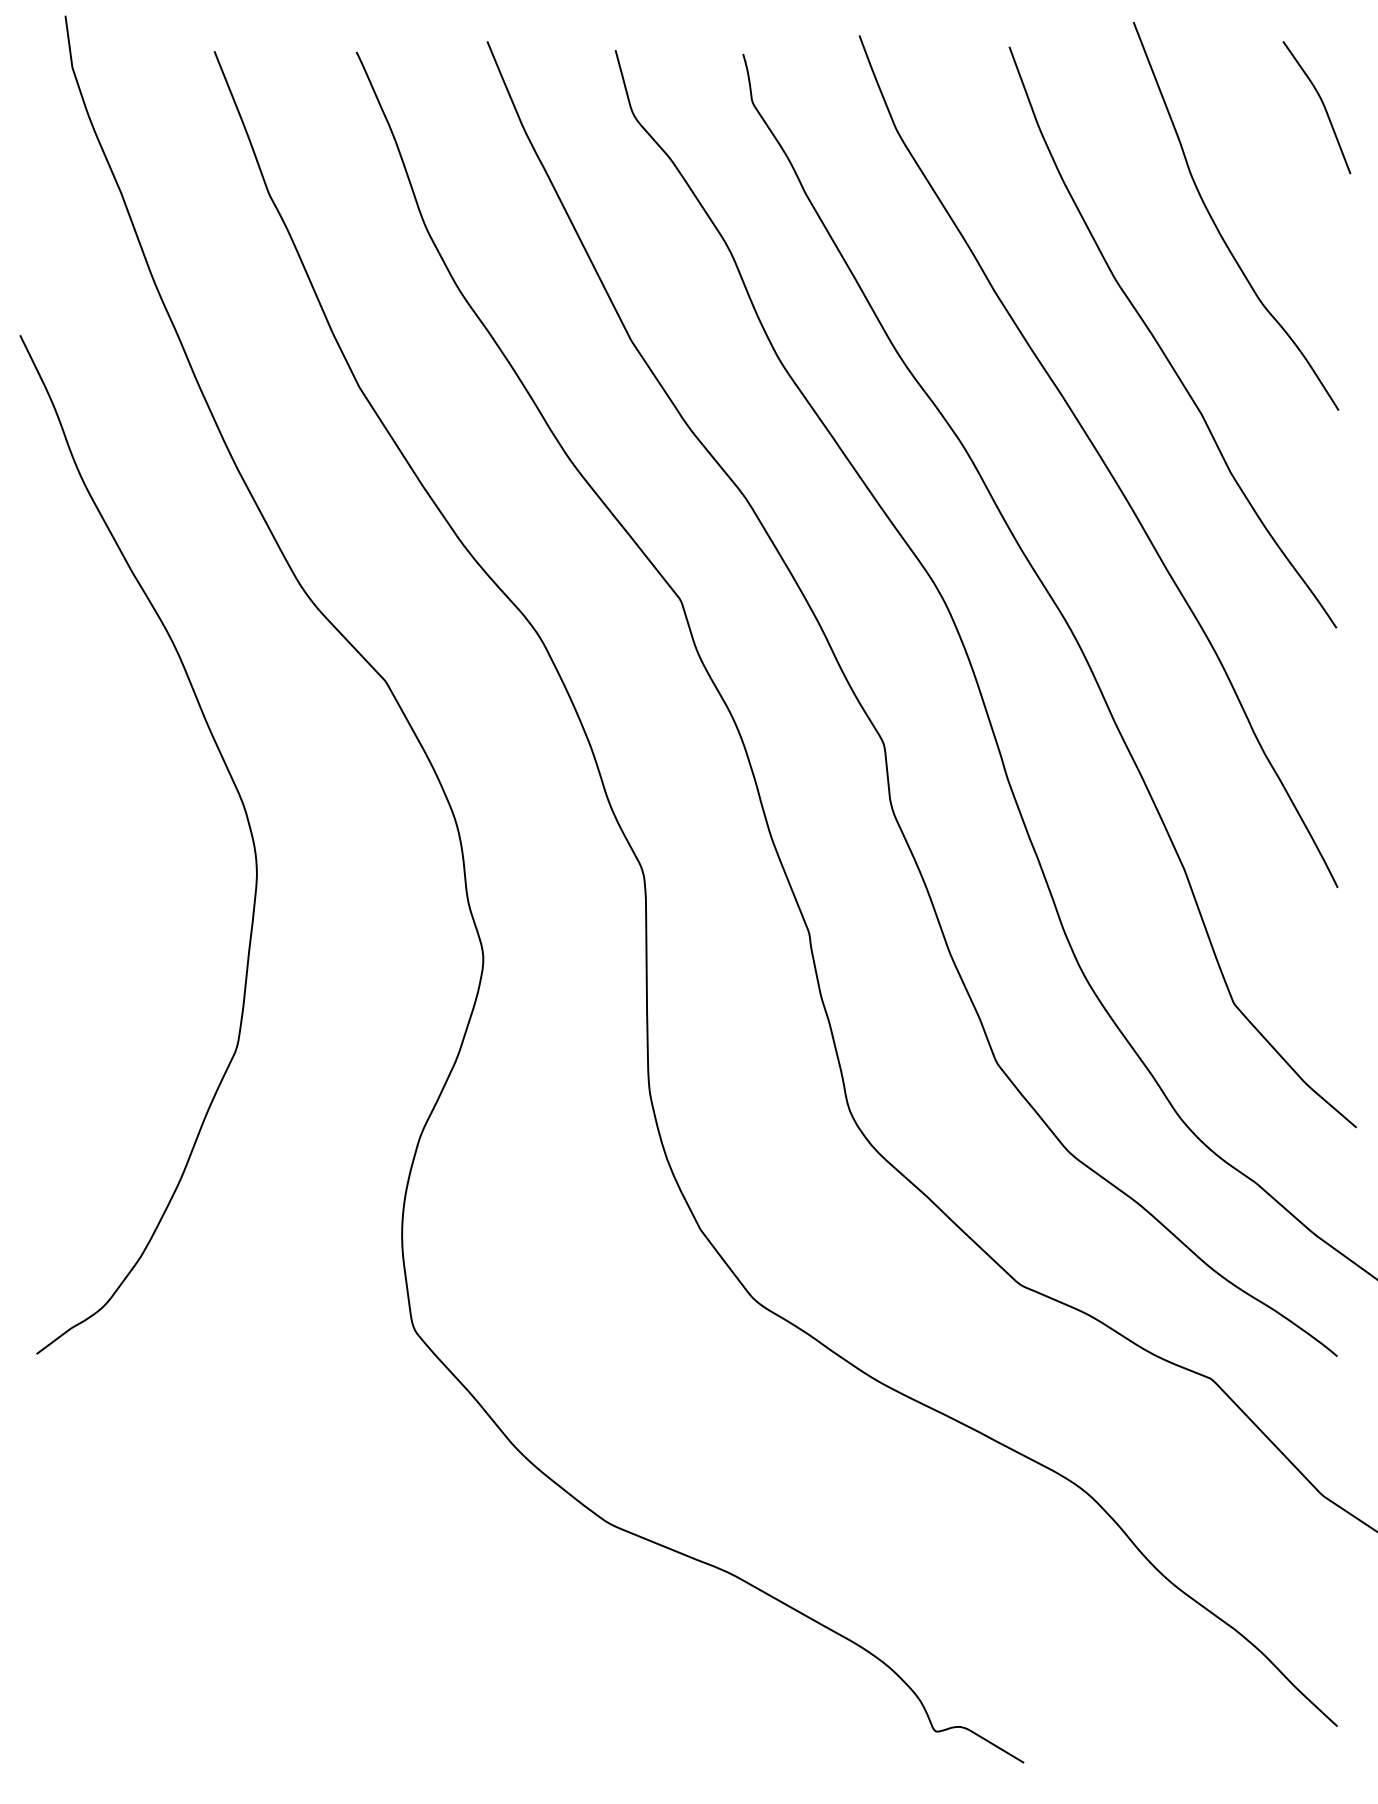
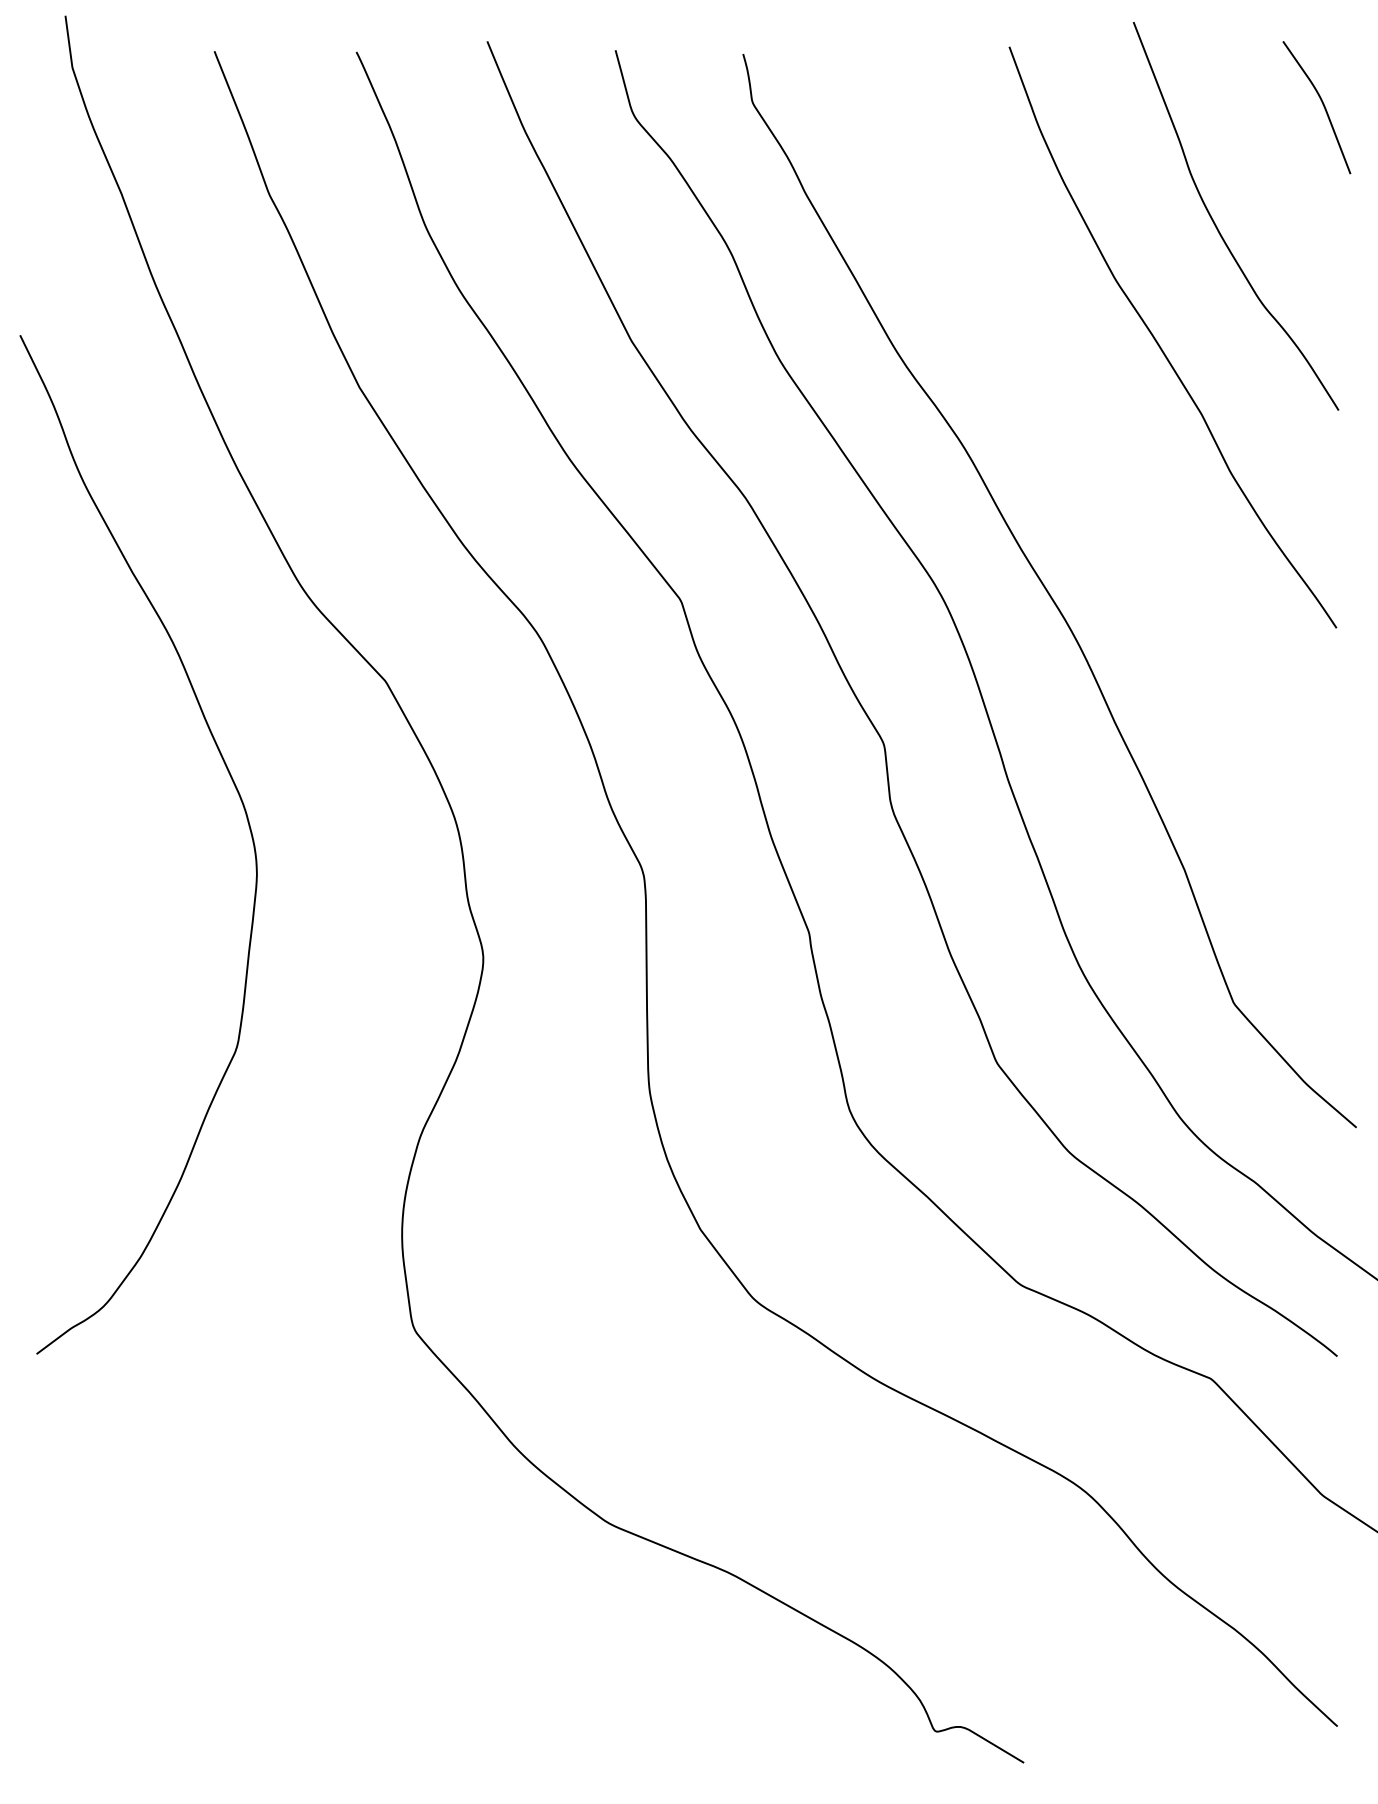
curve: present -> none (1101, 460)
